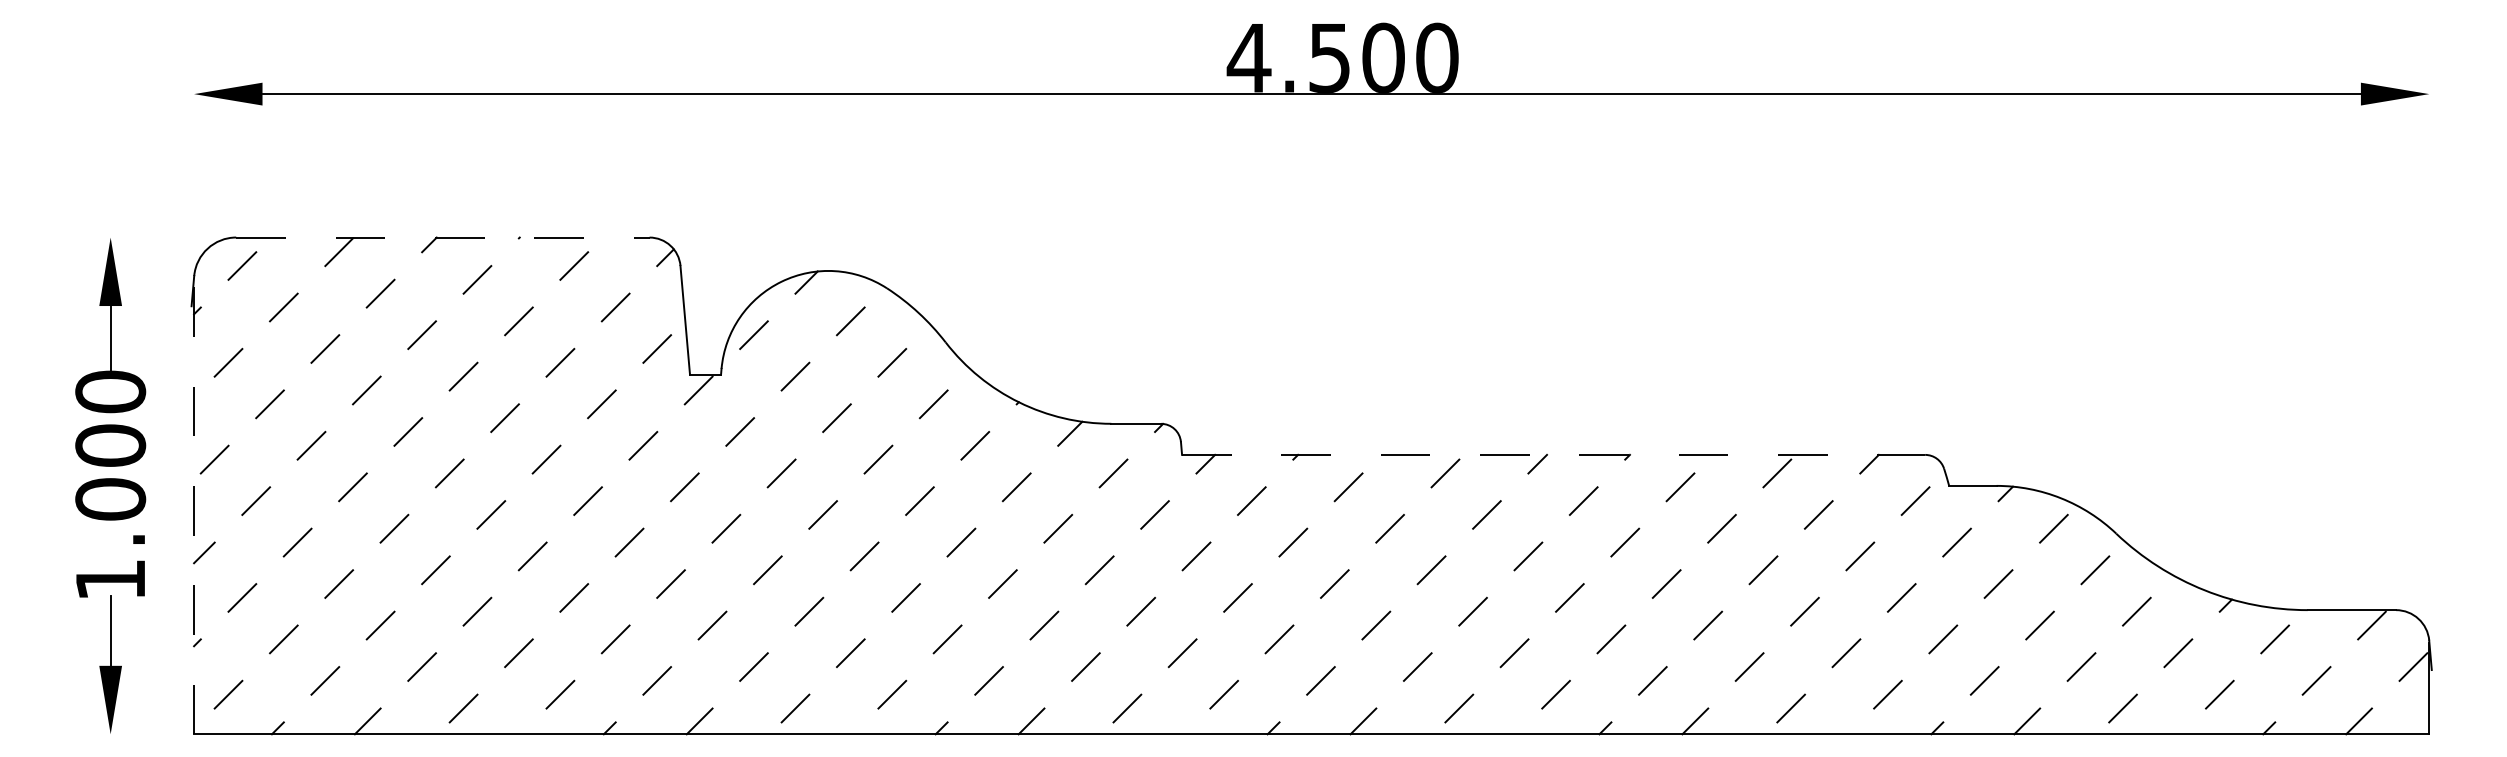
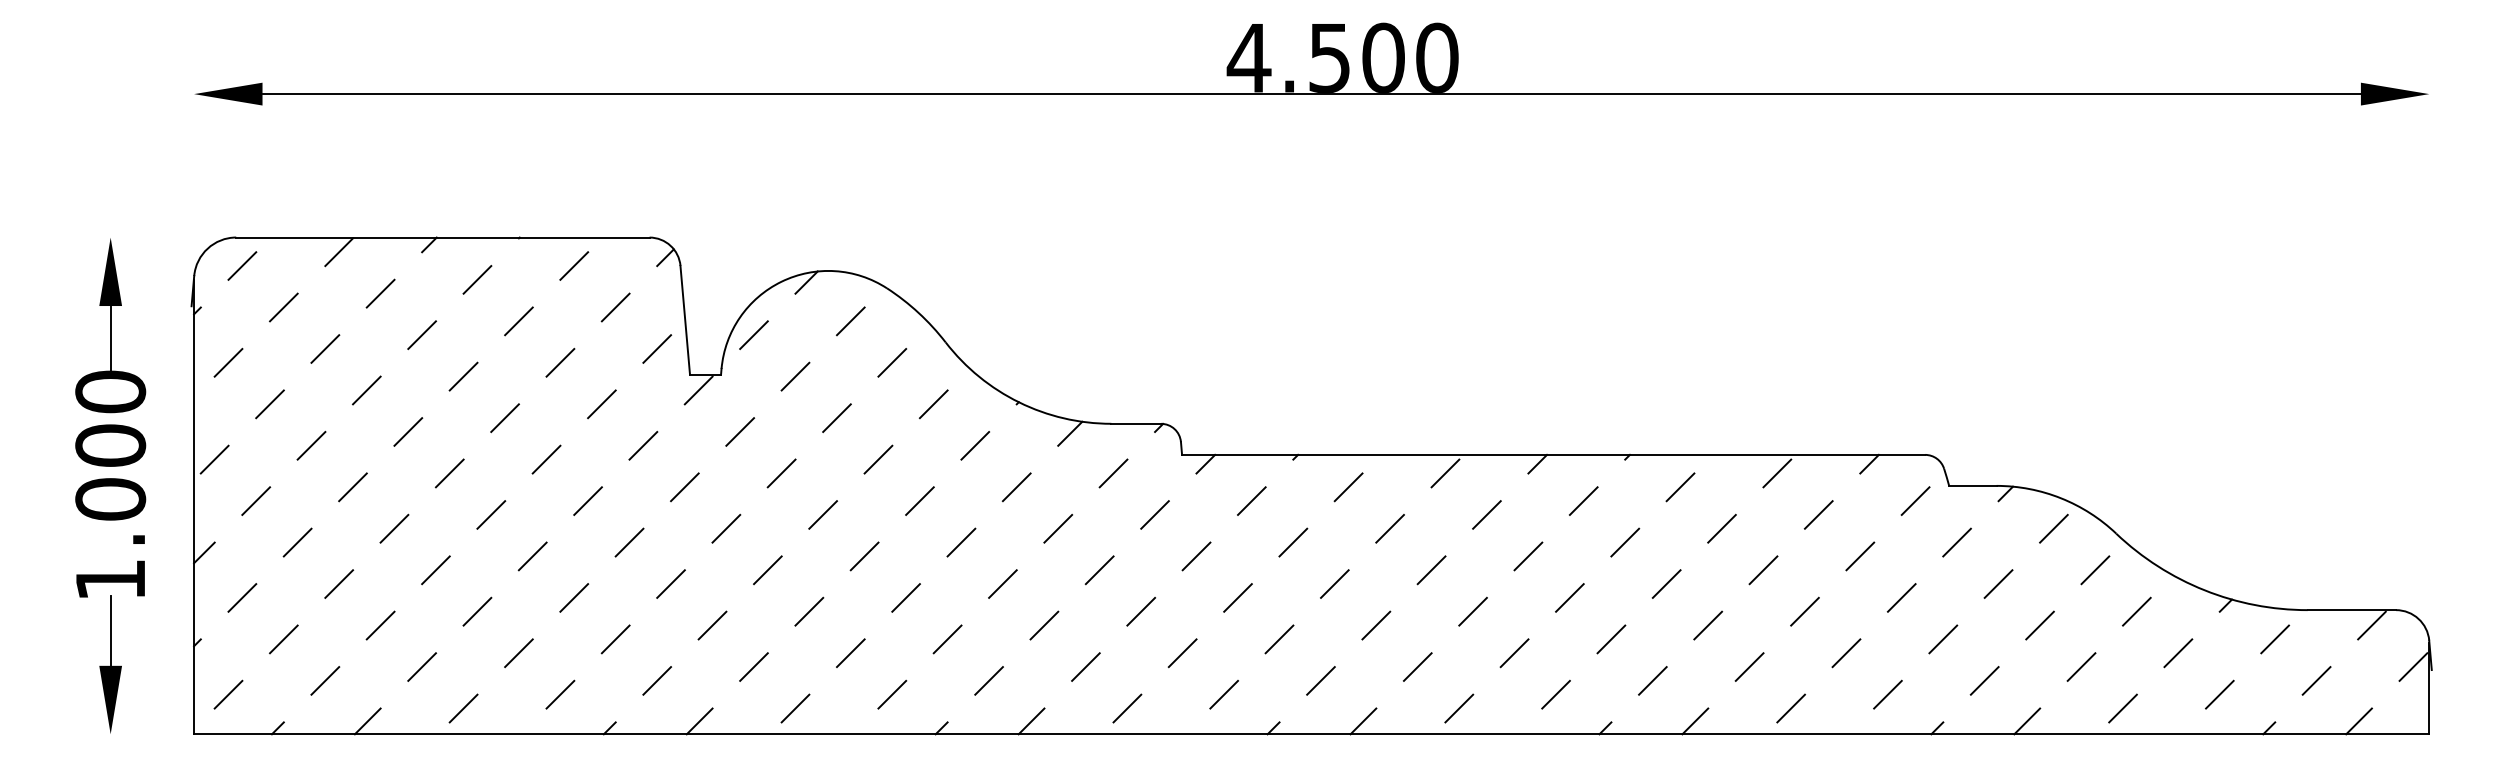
line: dashed -> solid (442, 237)
line: dashed -> solid (1553, 454)
line: dashed -> solid (194, 506)
